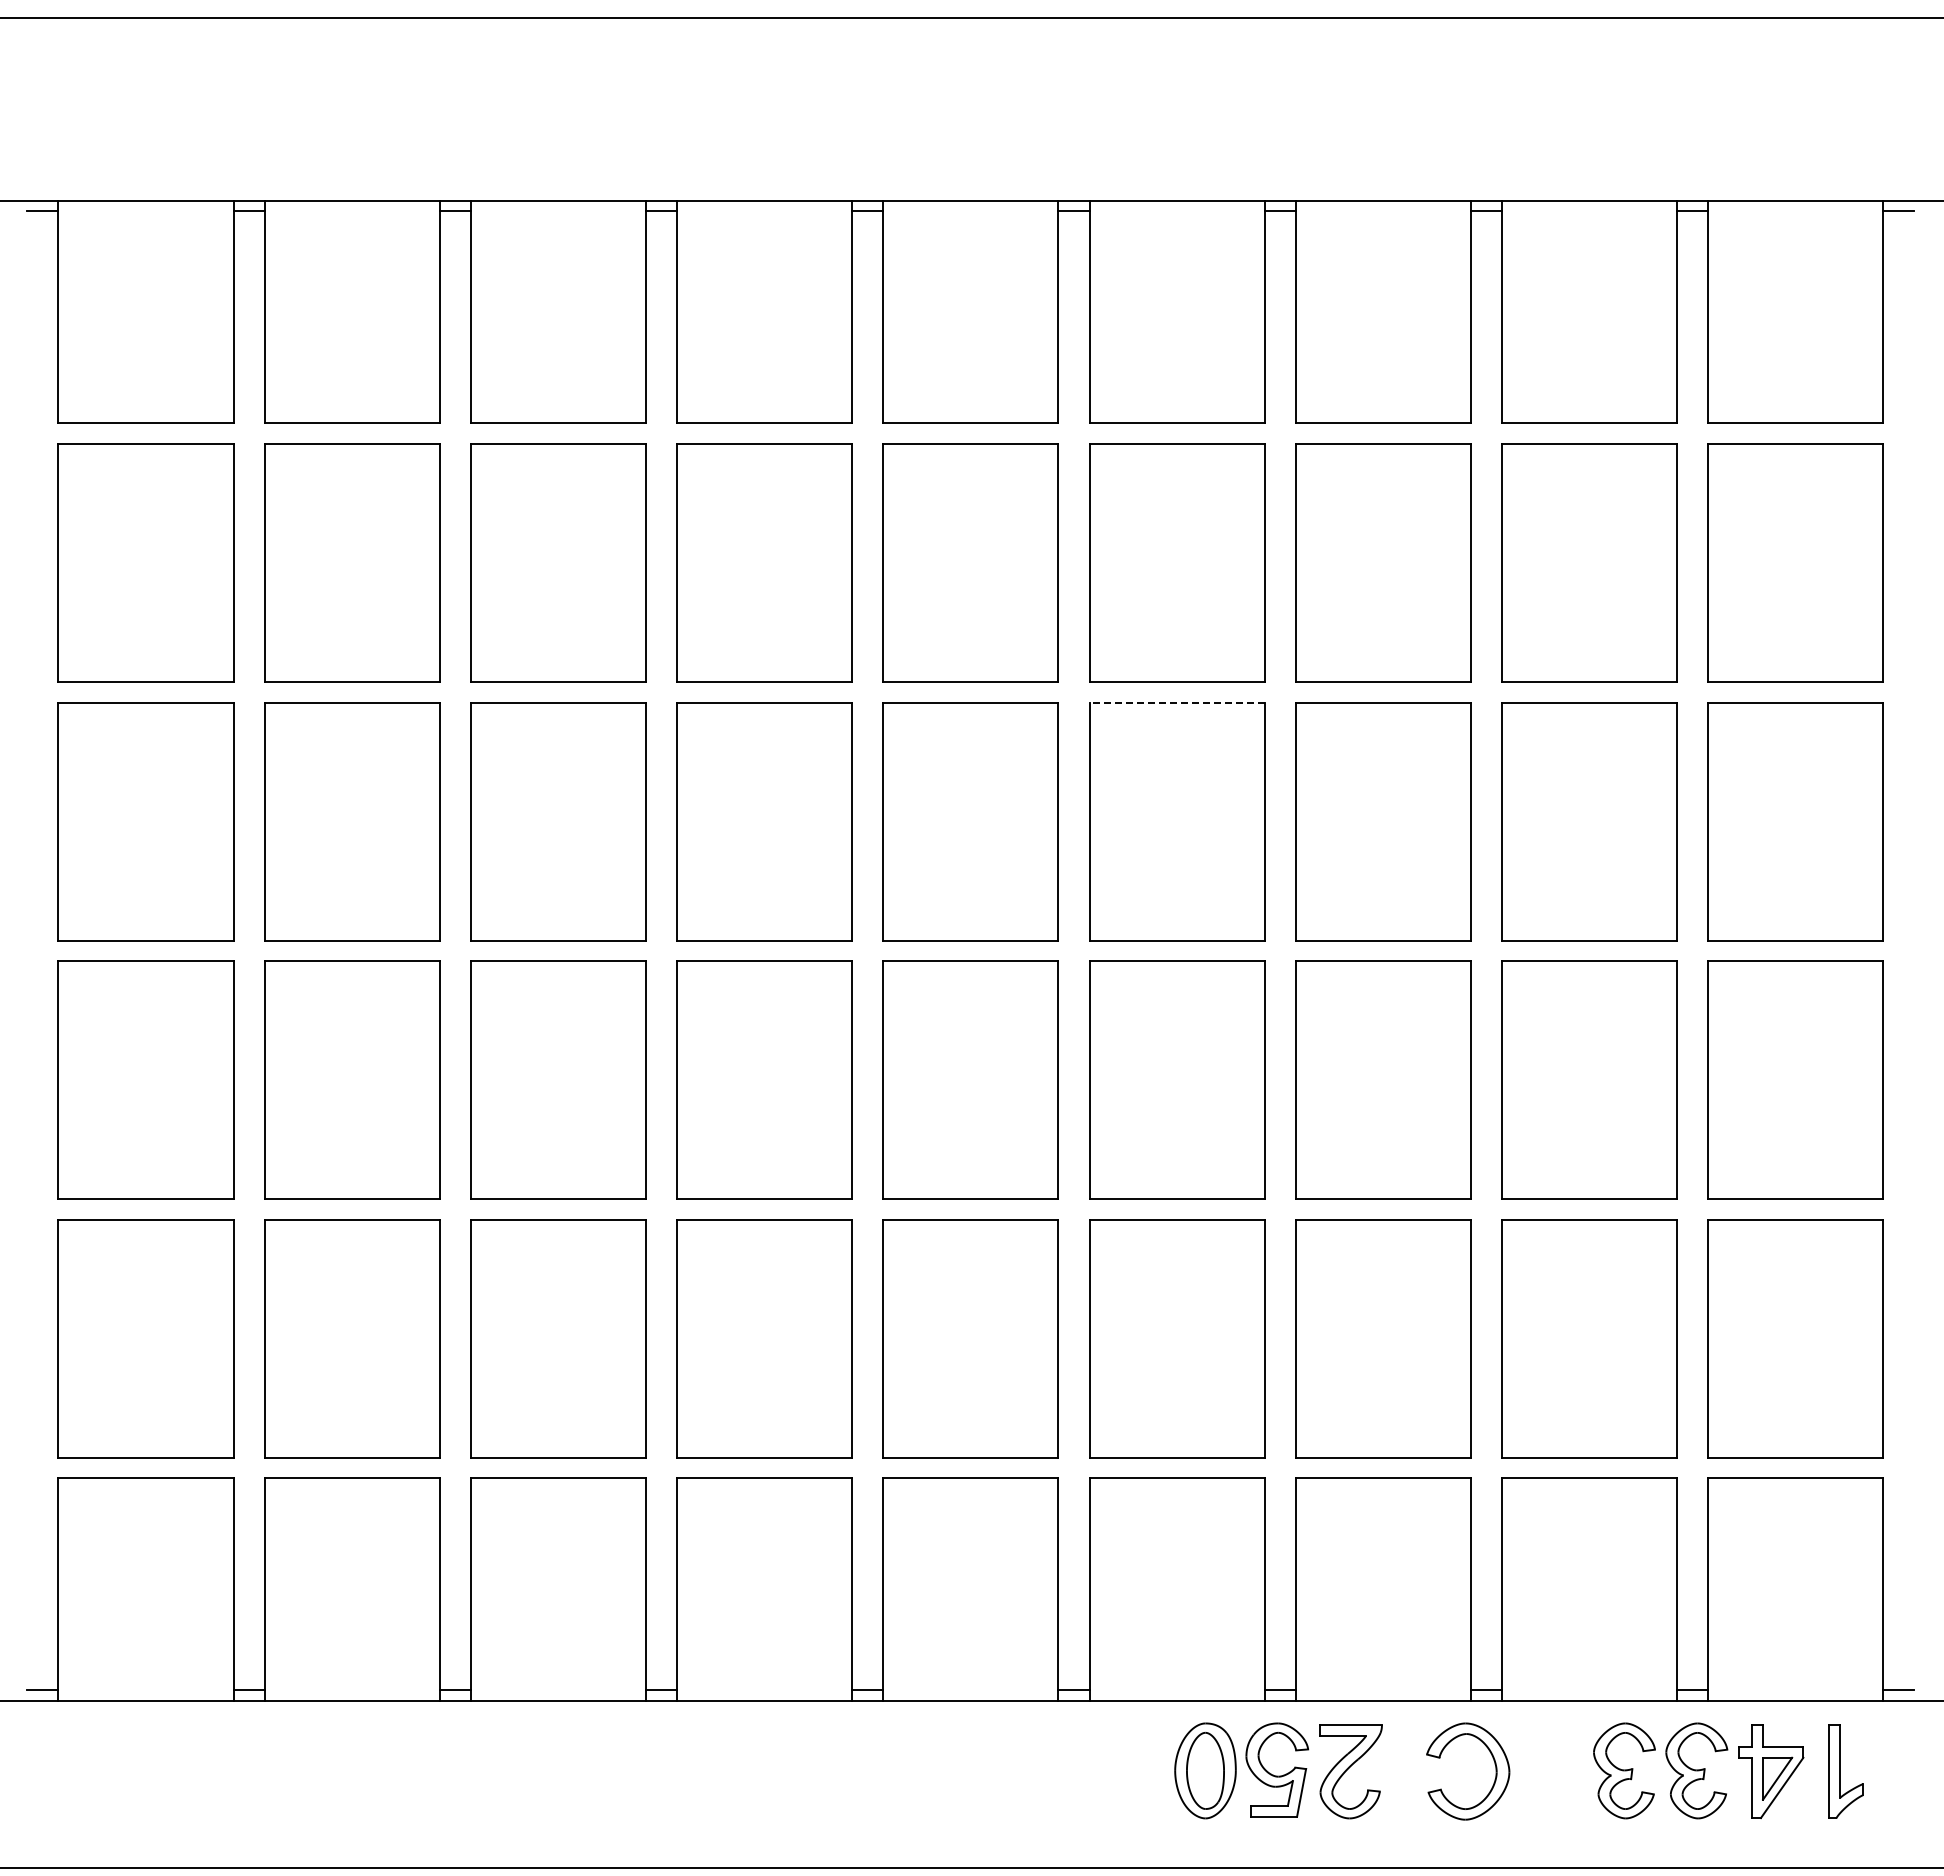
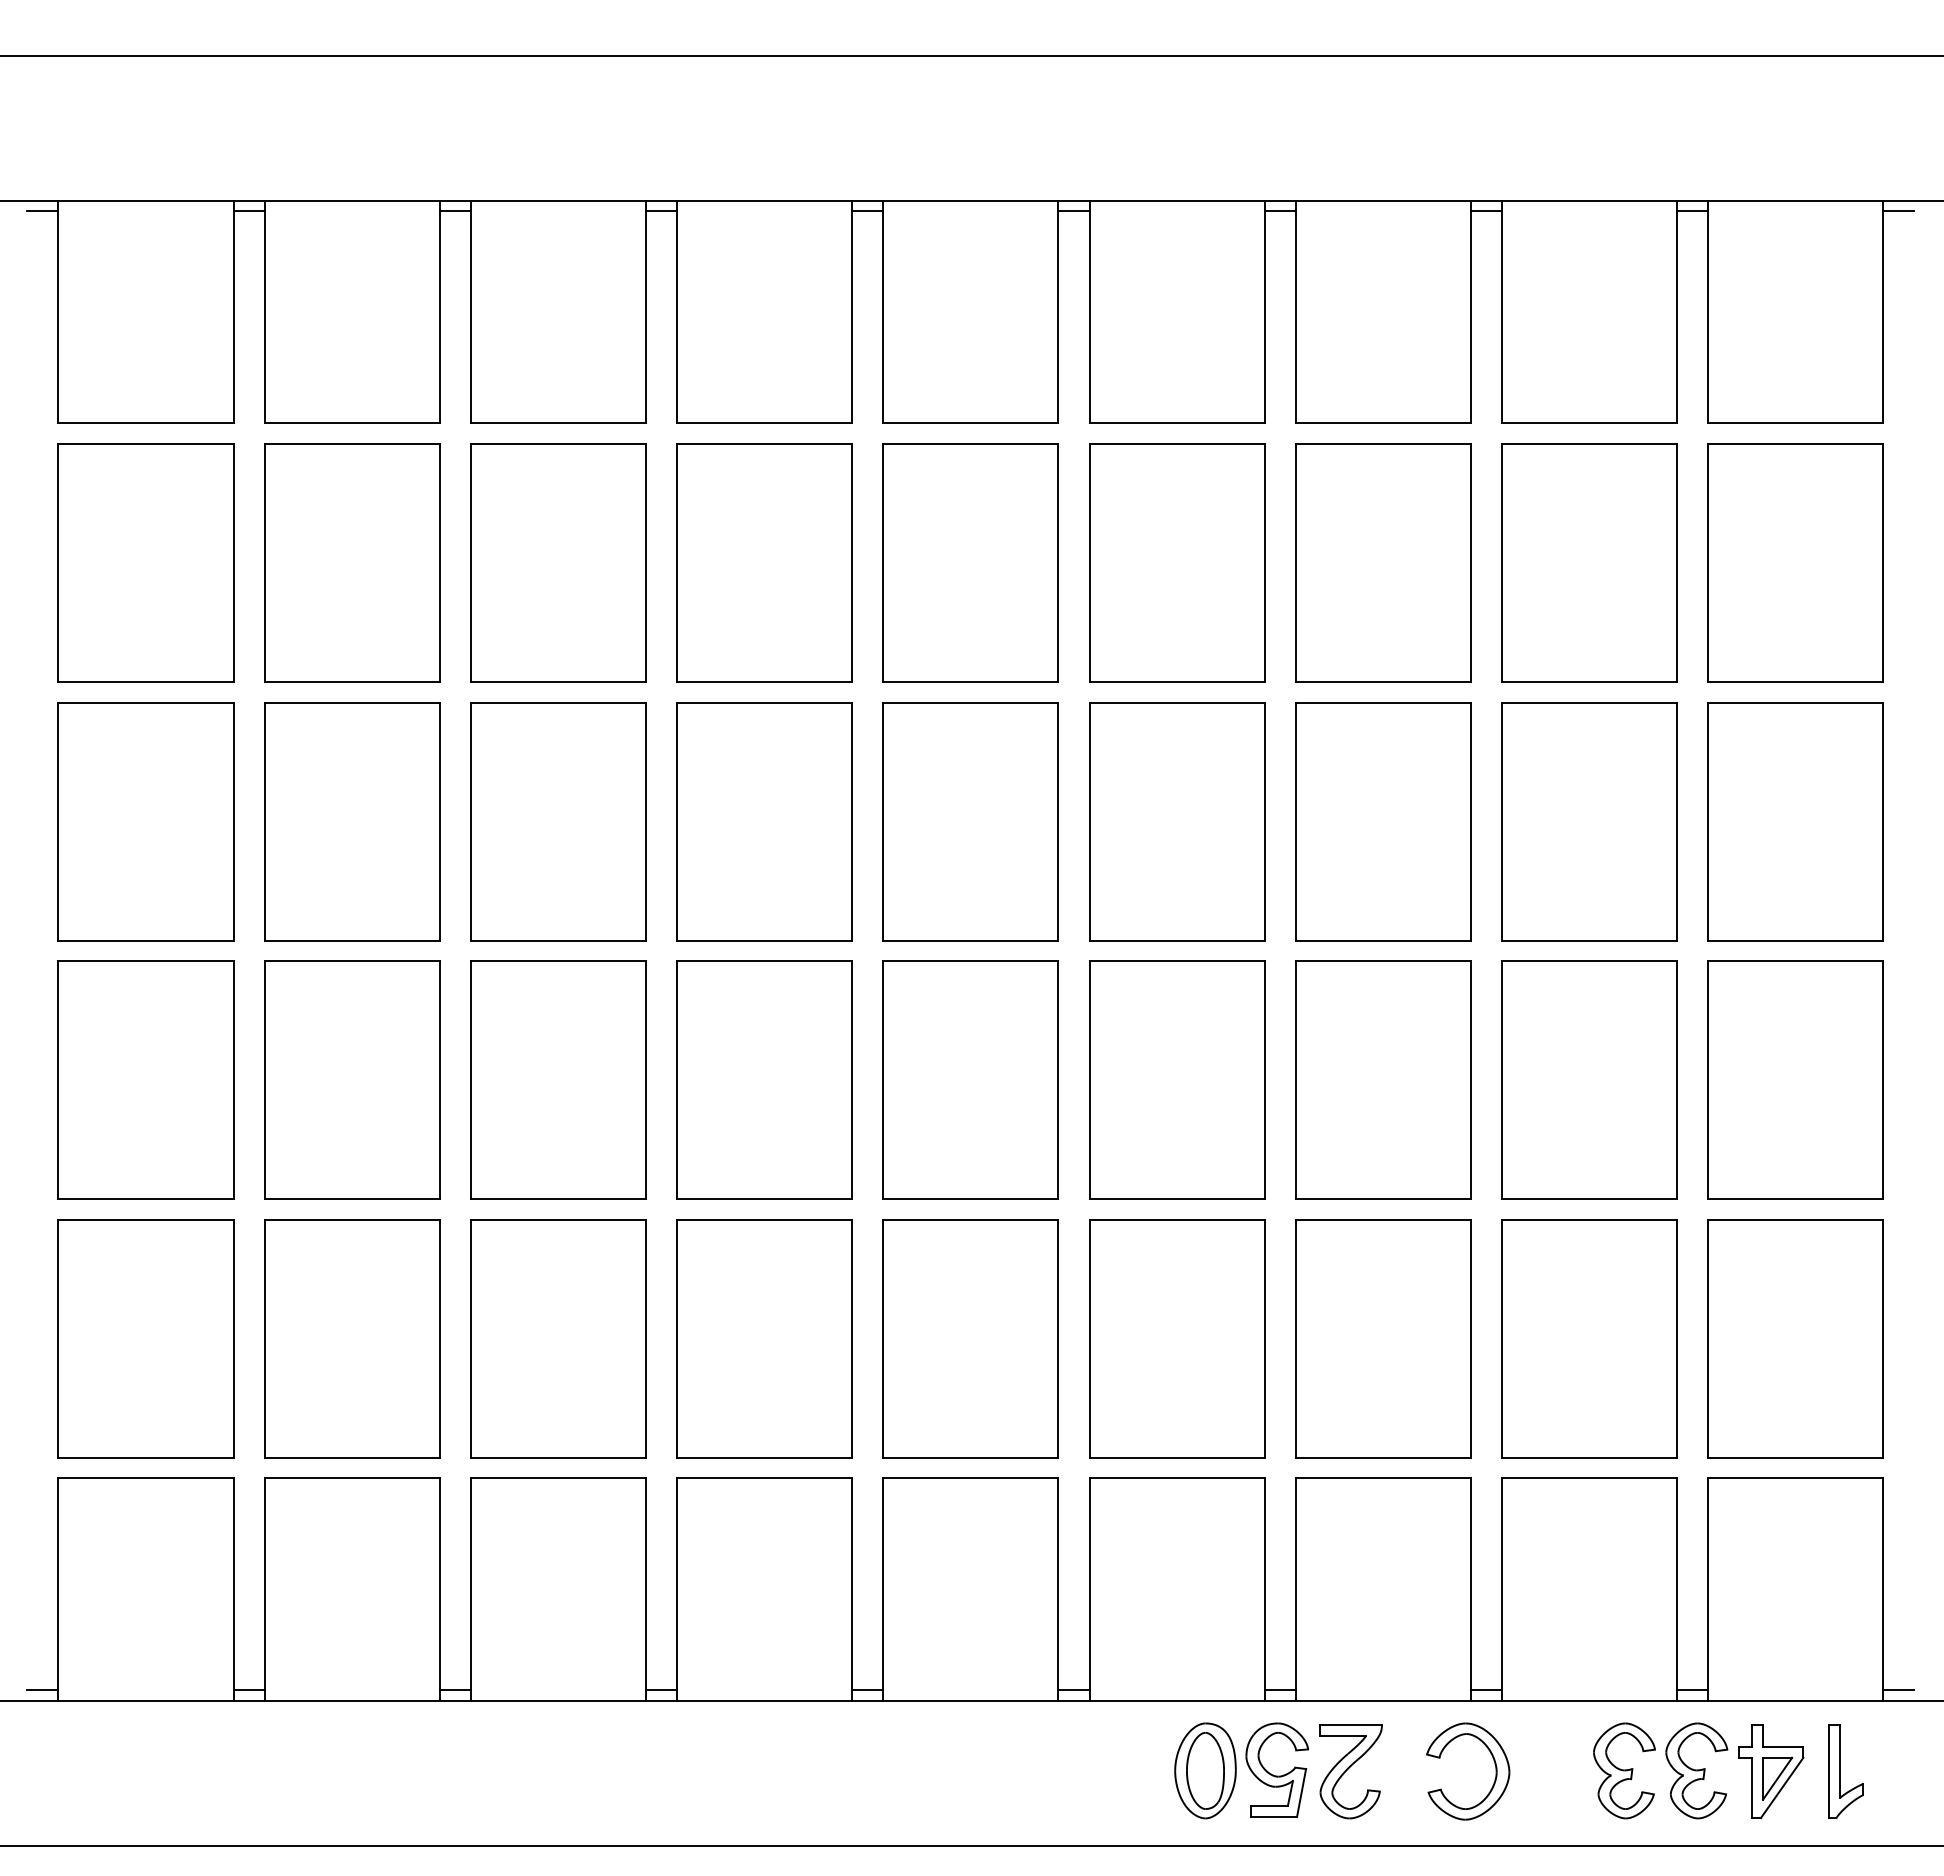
line position: (971, 18) -> (971, 56) (971, 56)
line: dashed -> solid (1177, 702)
line position: (971, 1867) -> (971, 1845) (971, 1845)
